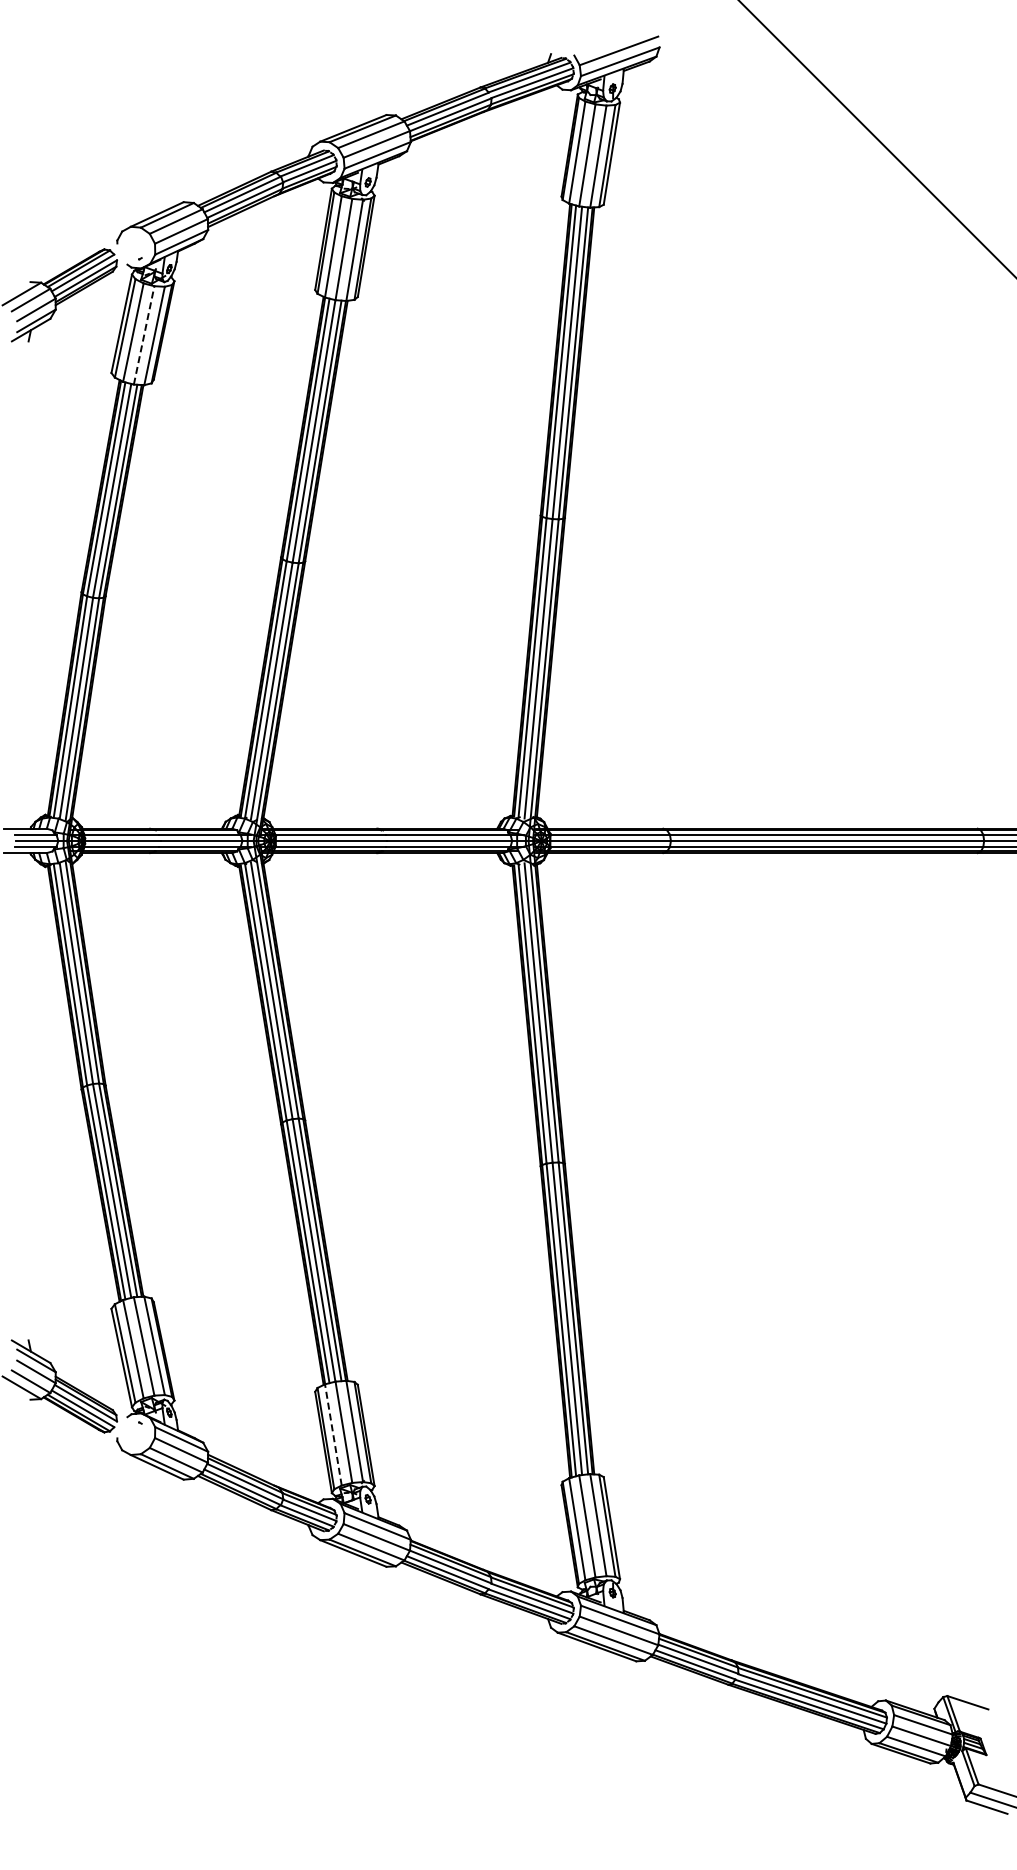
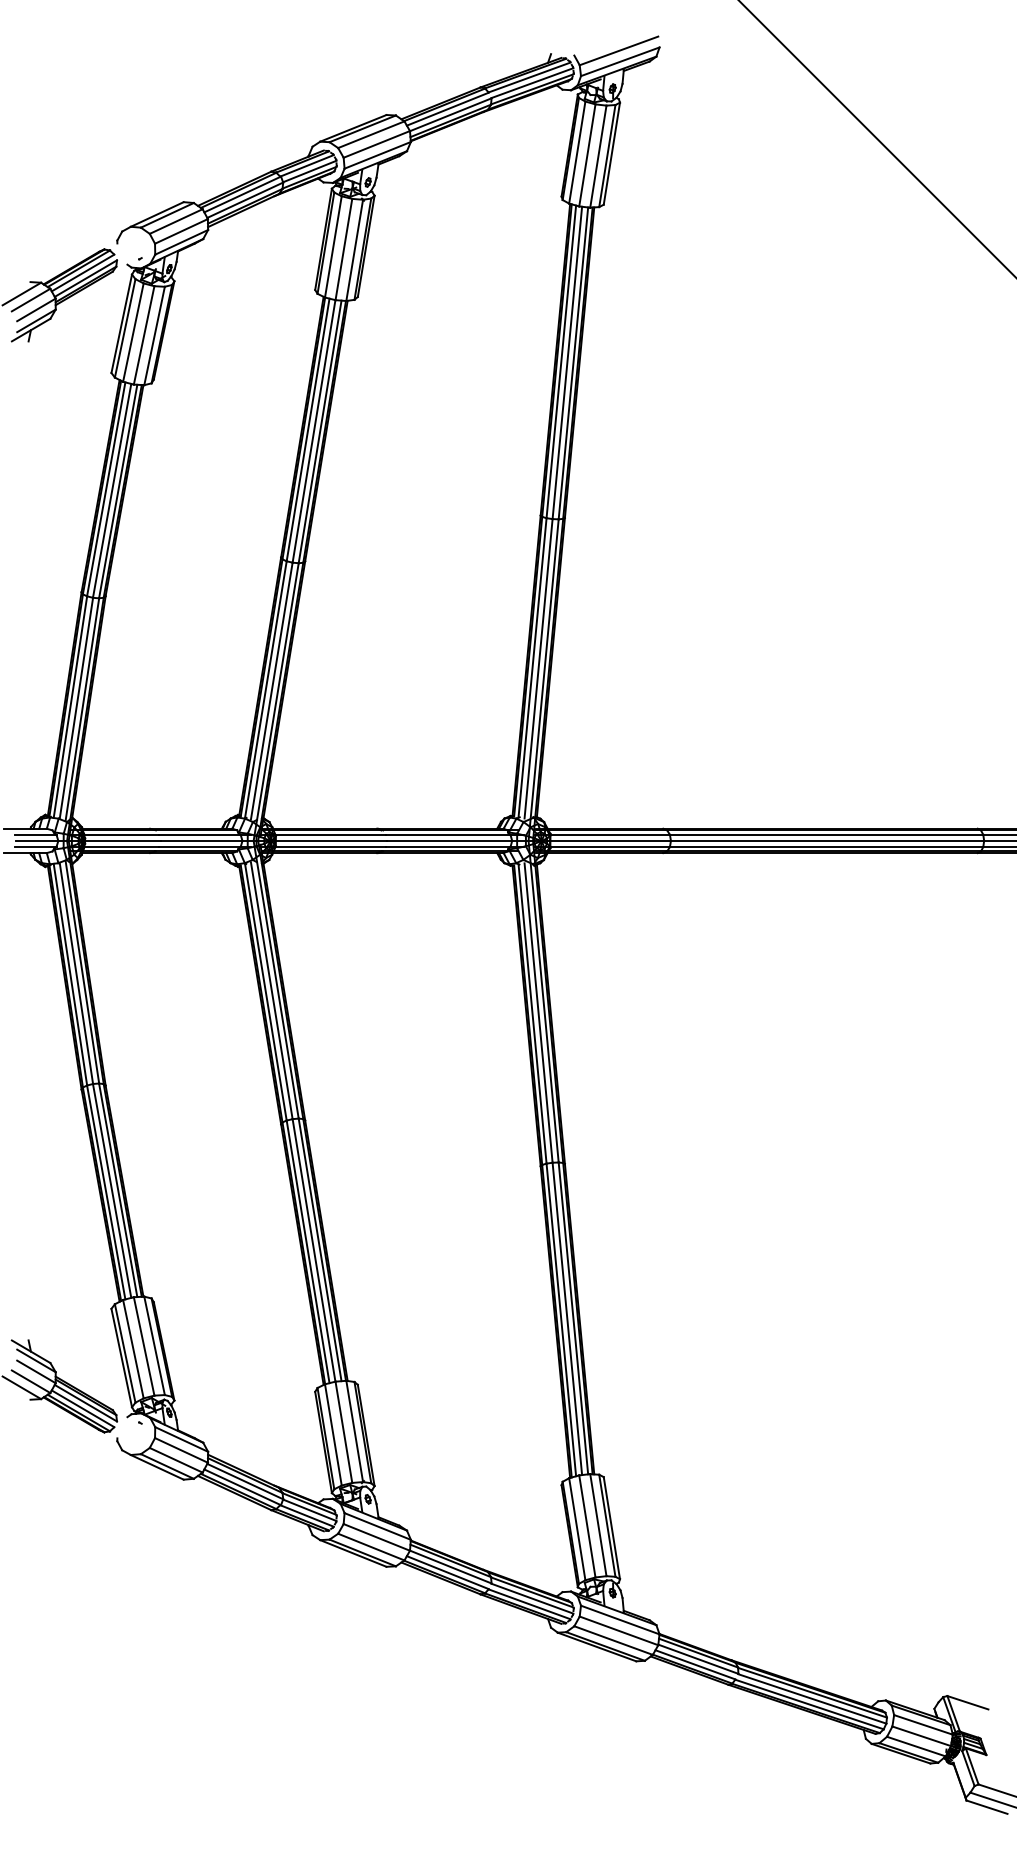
line: dashed -> solid (144, 334)
line: dashed -> solid (333, 1434)
